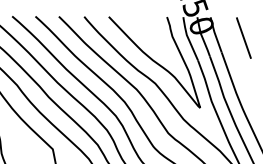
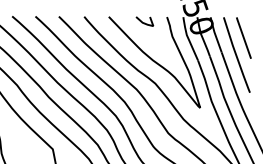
line: none -> present (144, 22)
line: none -> present (236, 54)
